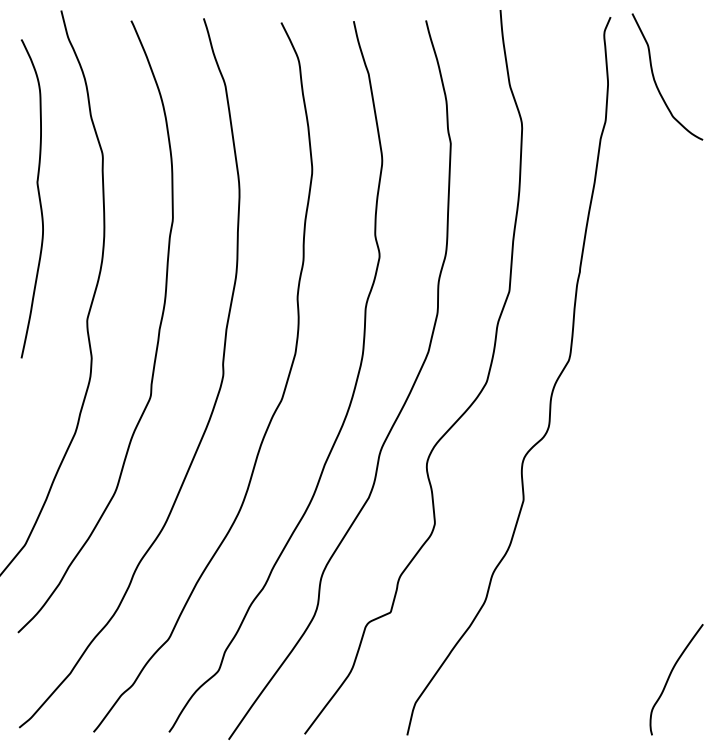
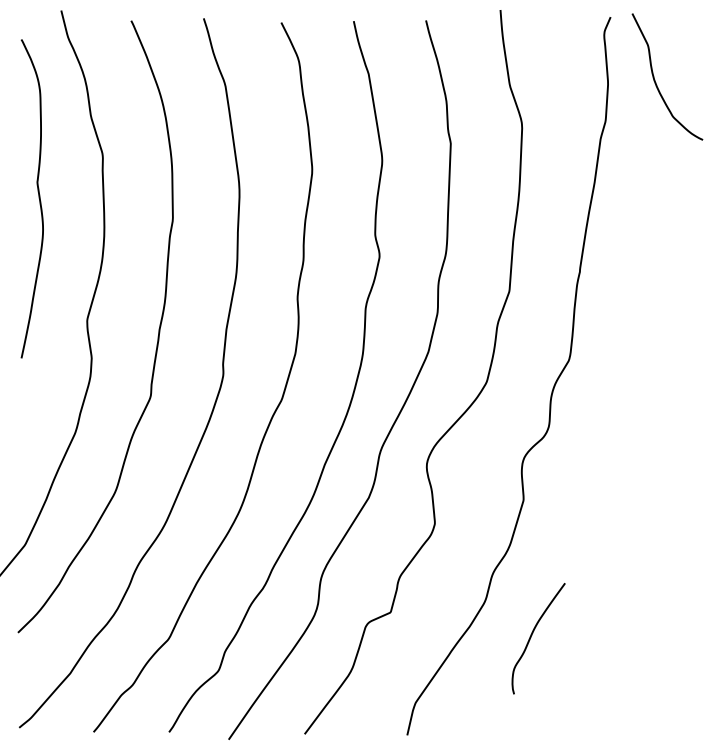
curve position: (670, 676) -> (532, 635) (532, 635)
